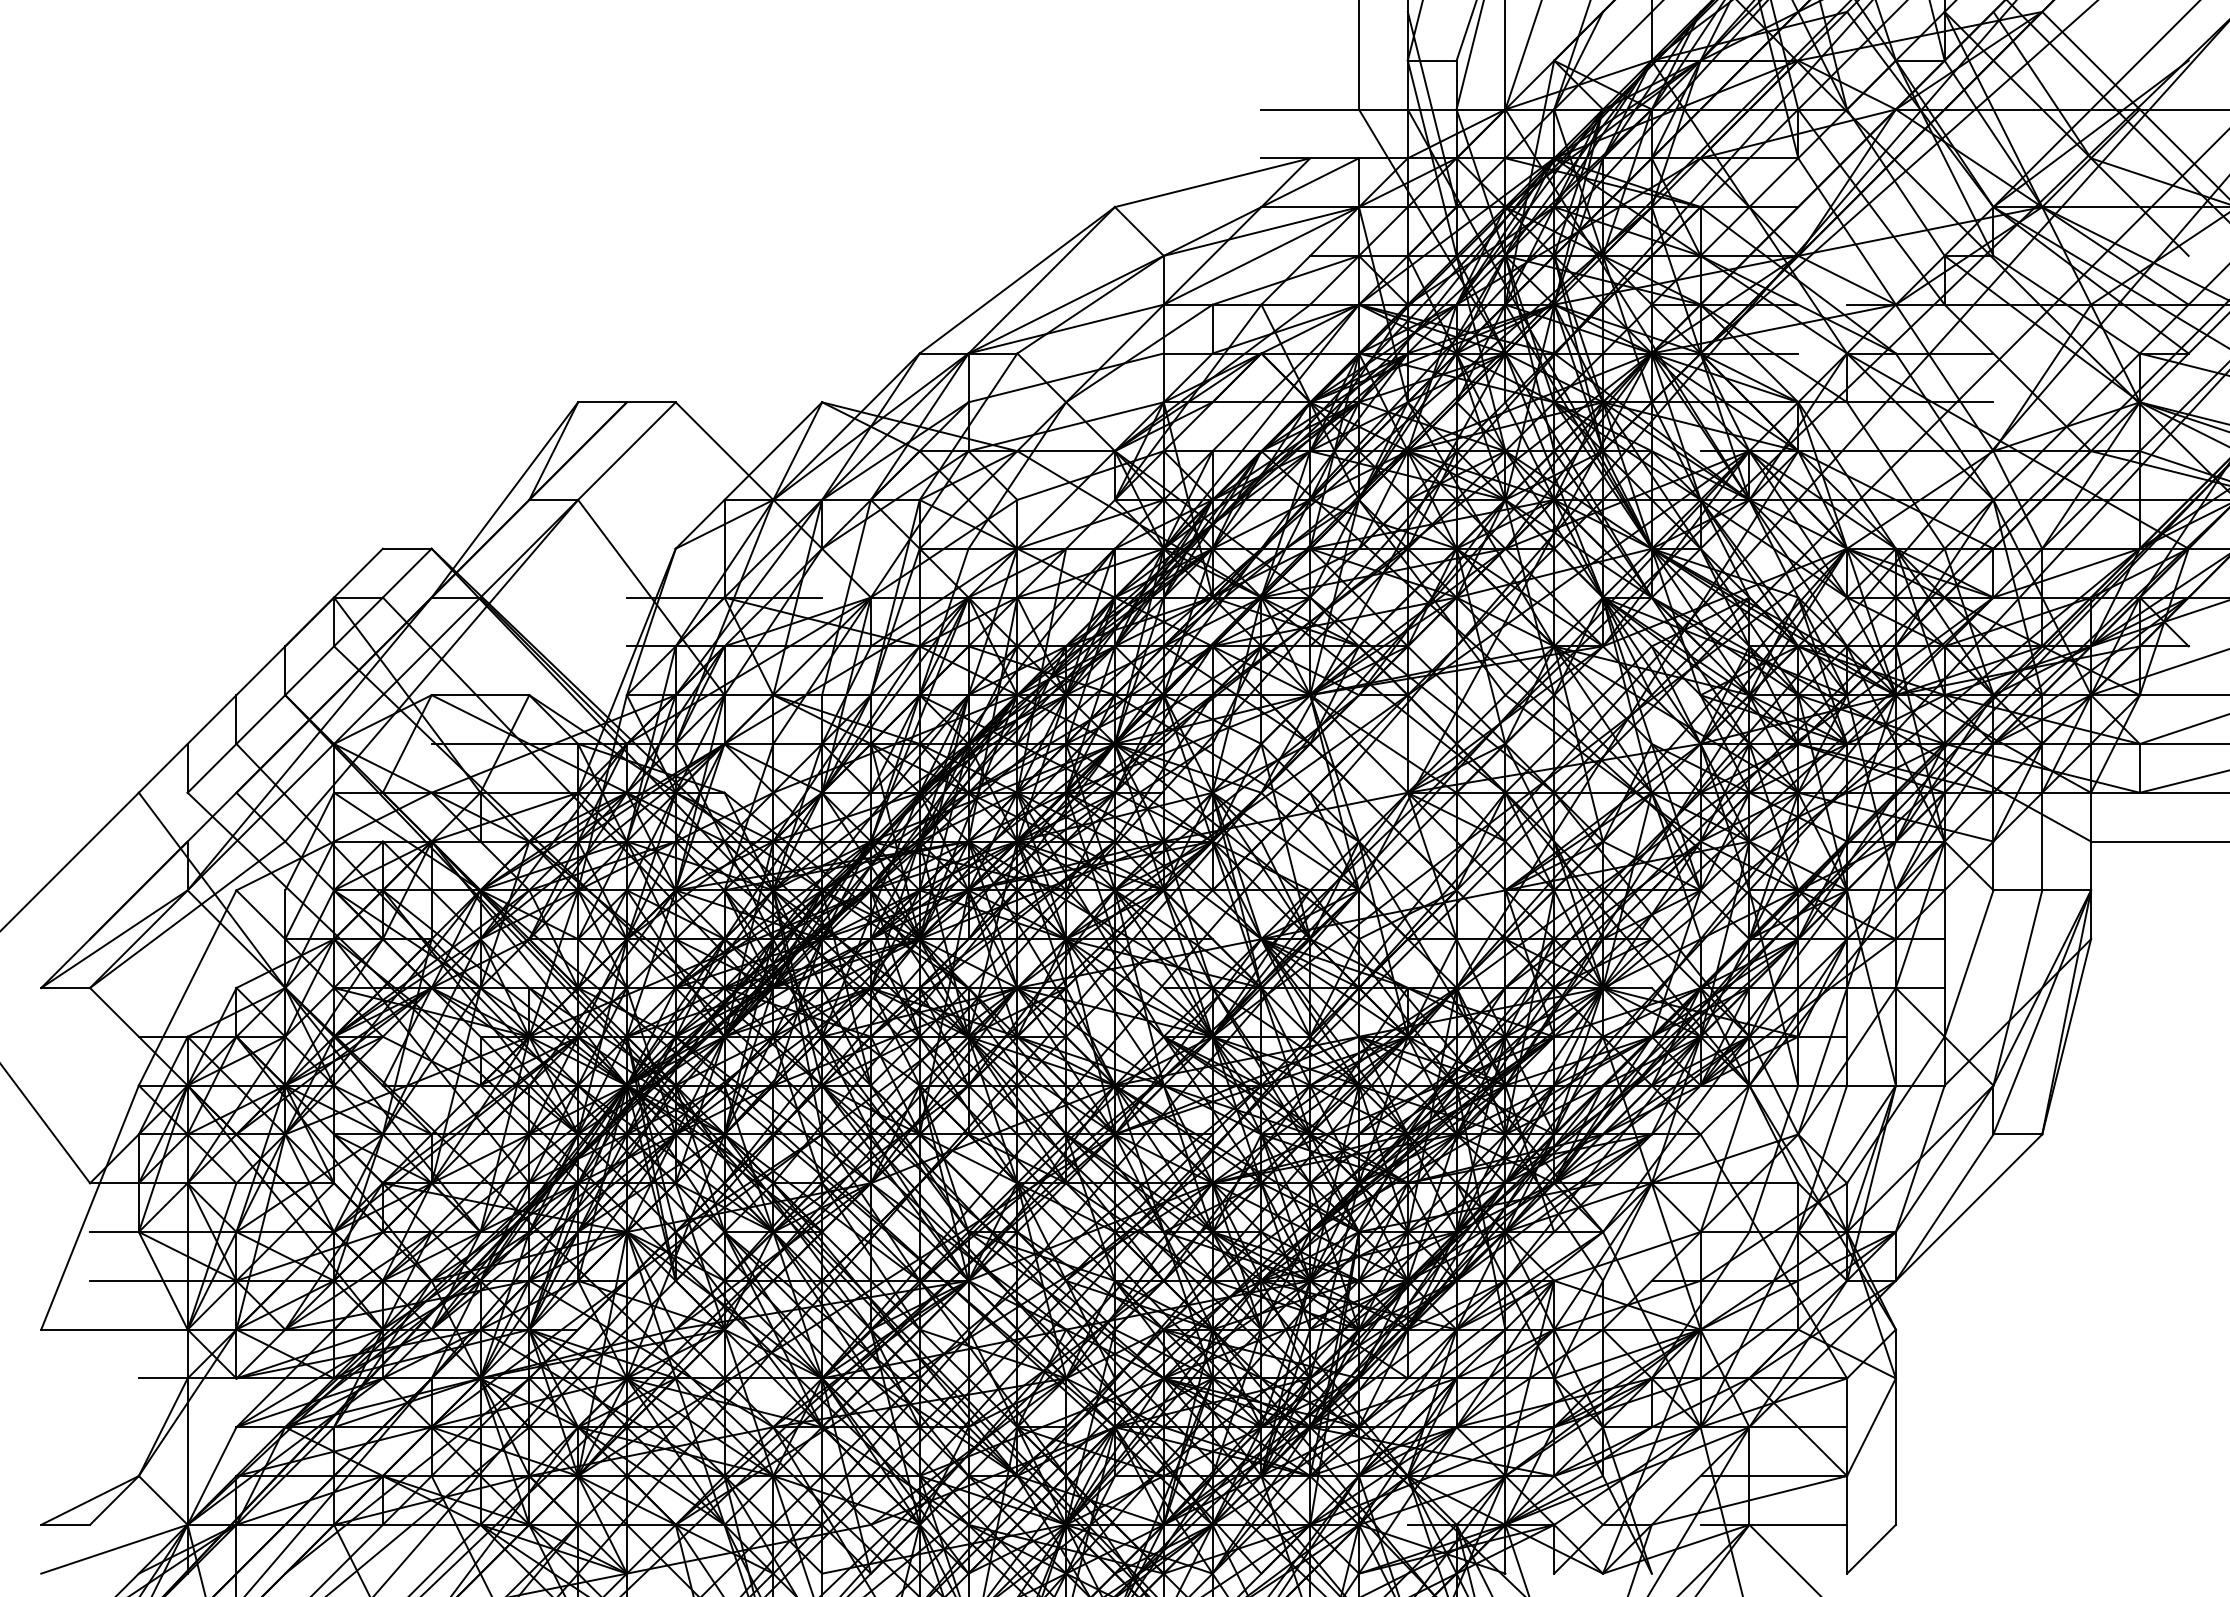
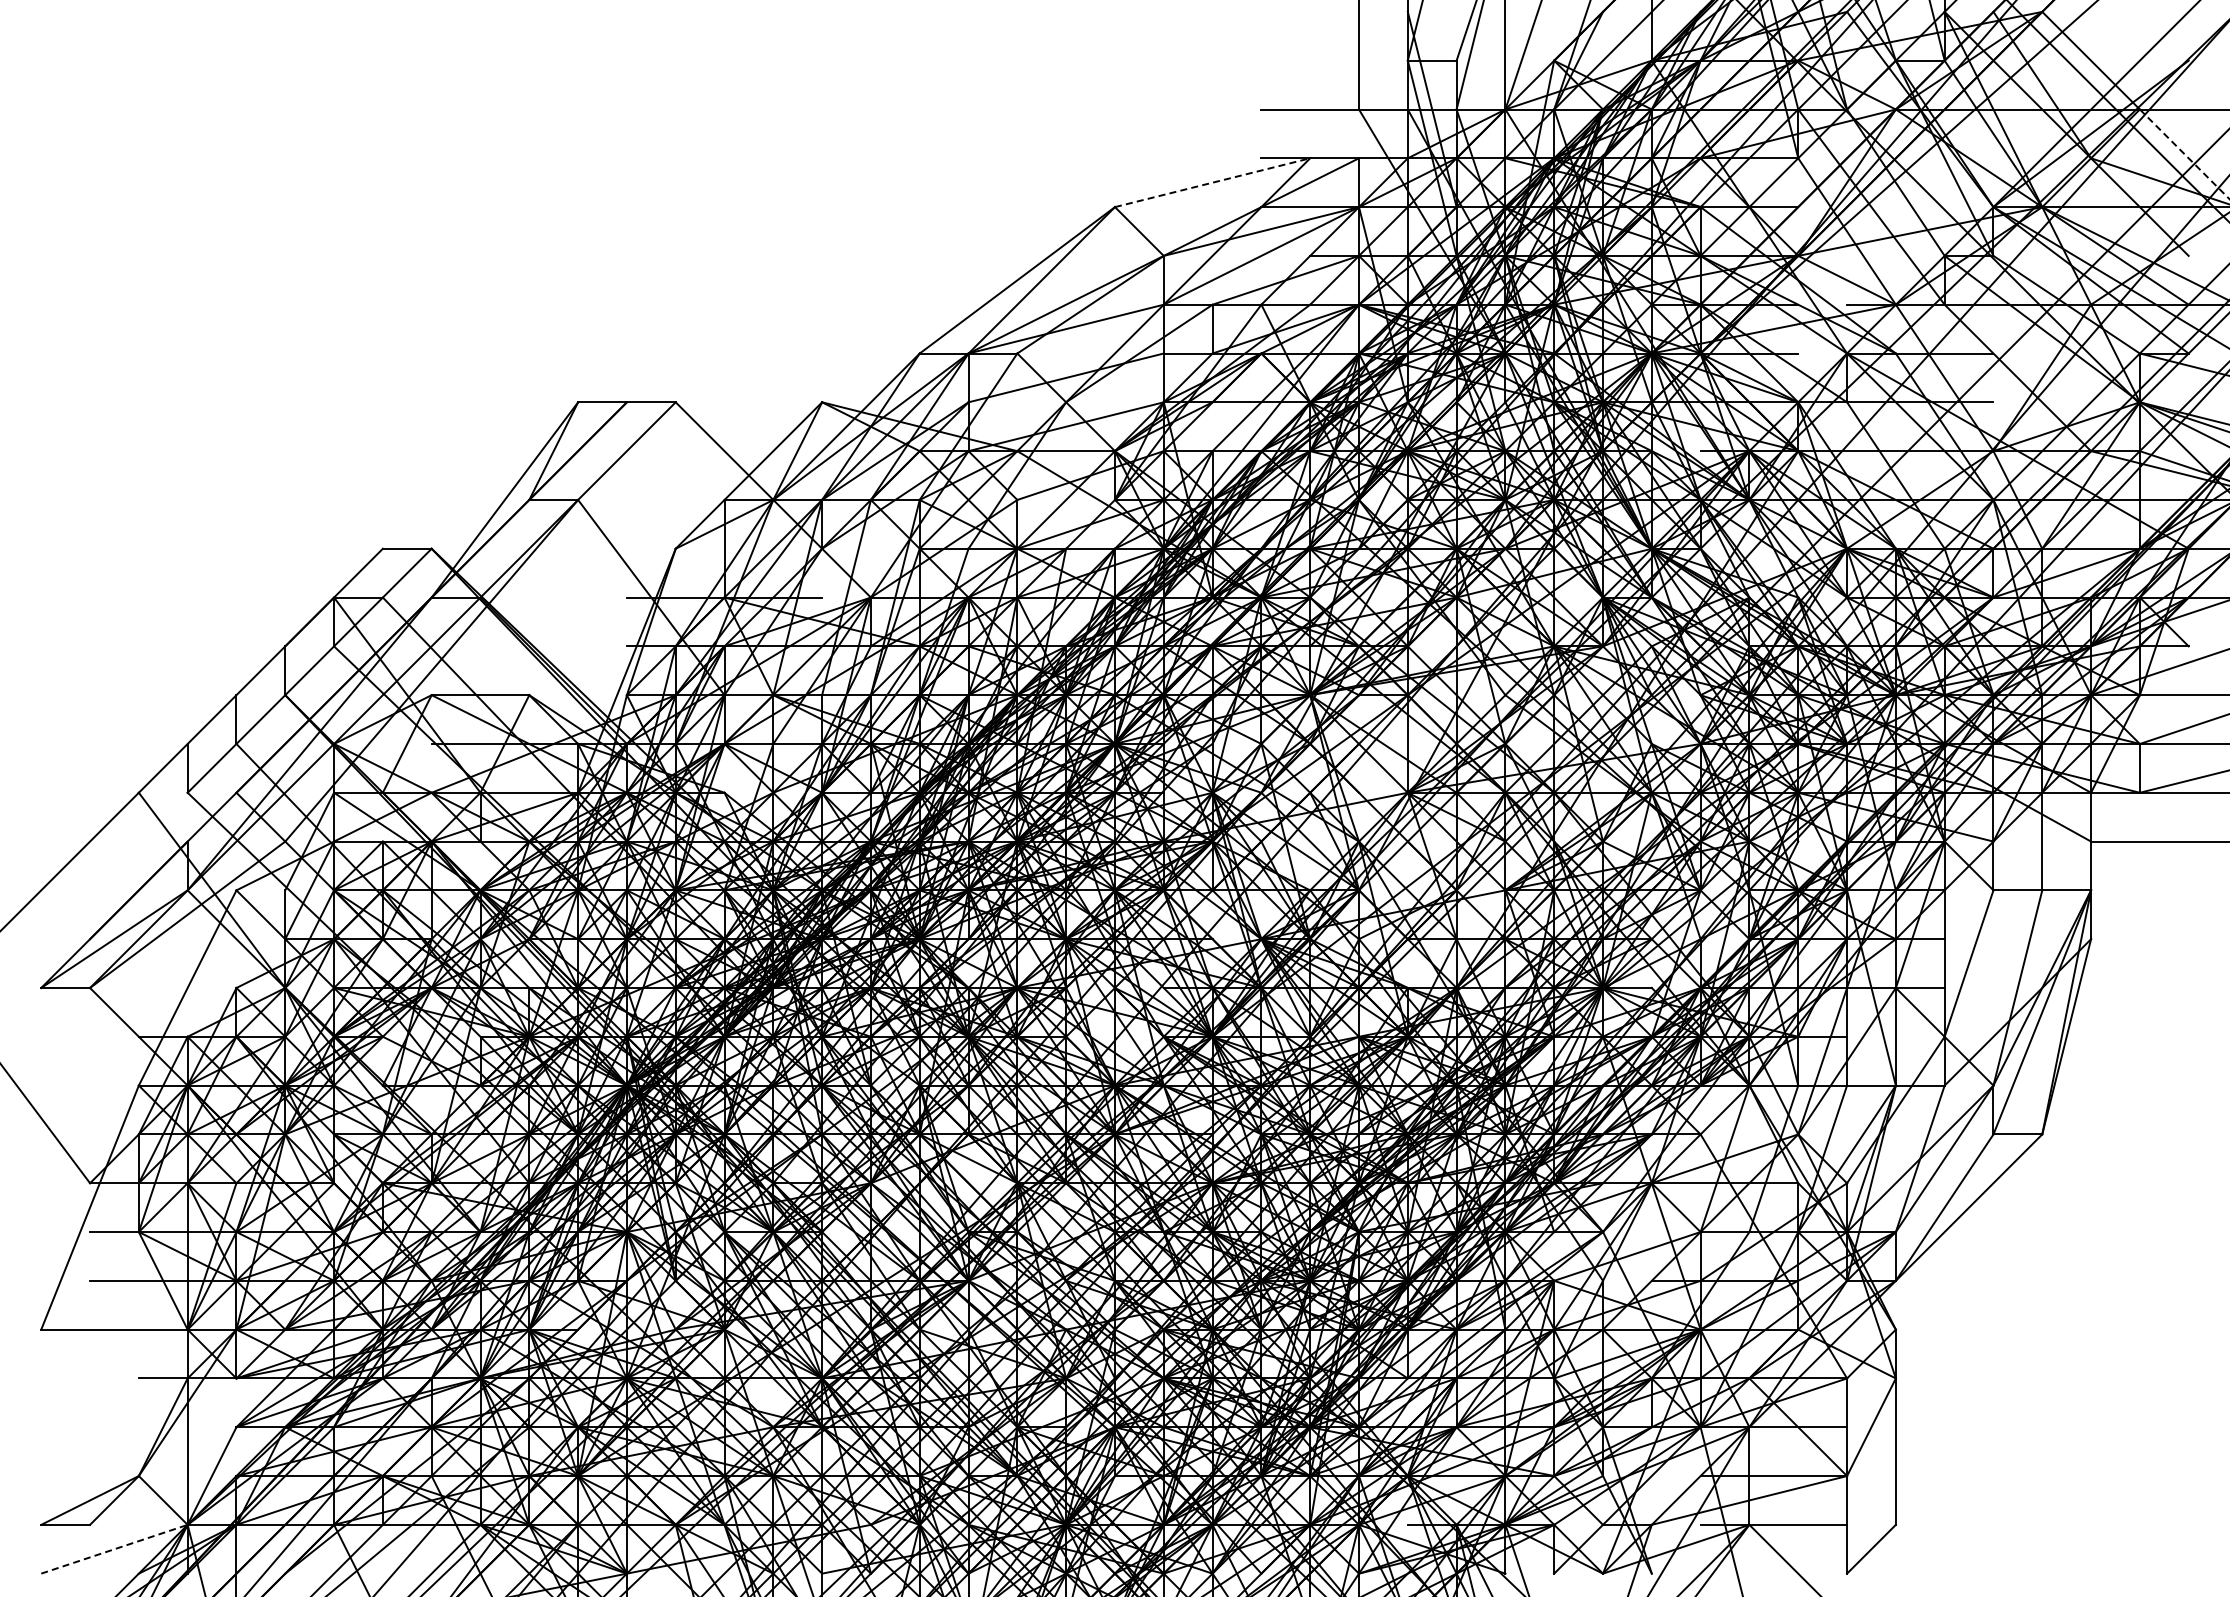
line: solid -> dashed (2184, 154)
line: solid -> dashed (1212, 182)
line: solid -> dashed (114, 1549)
